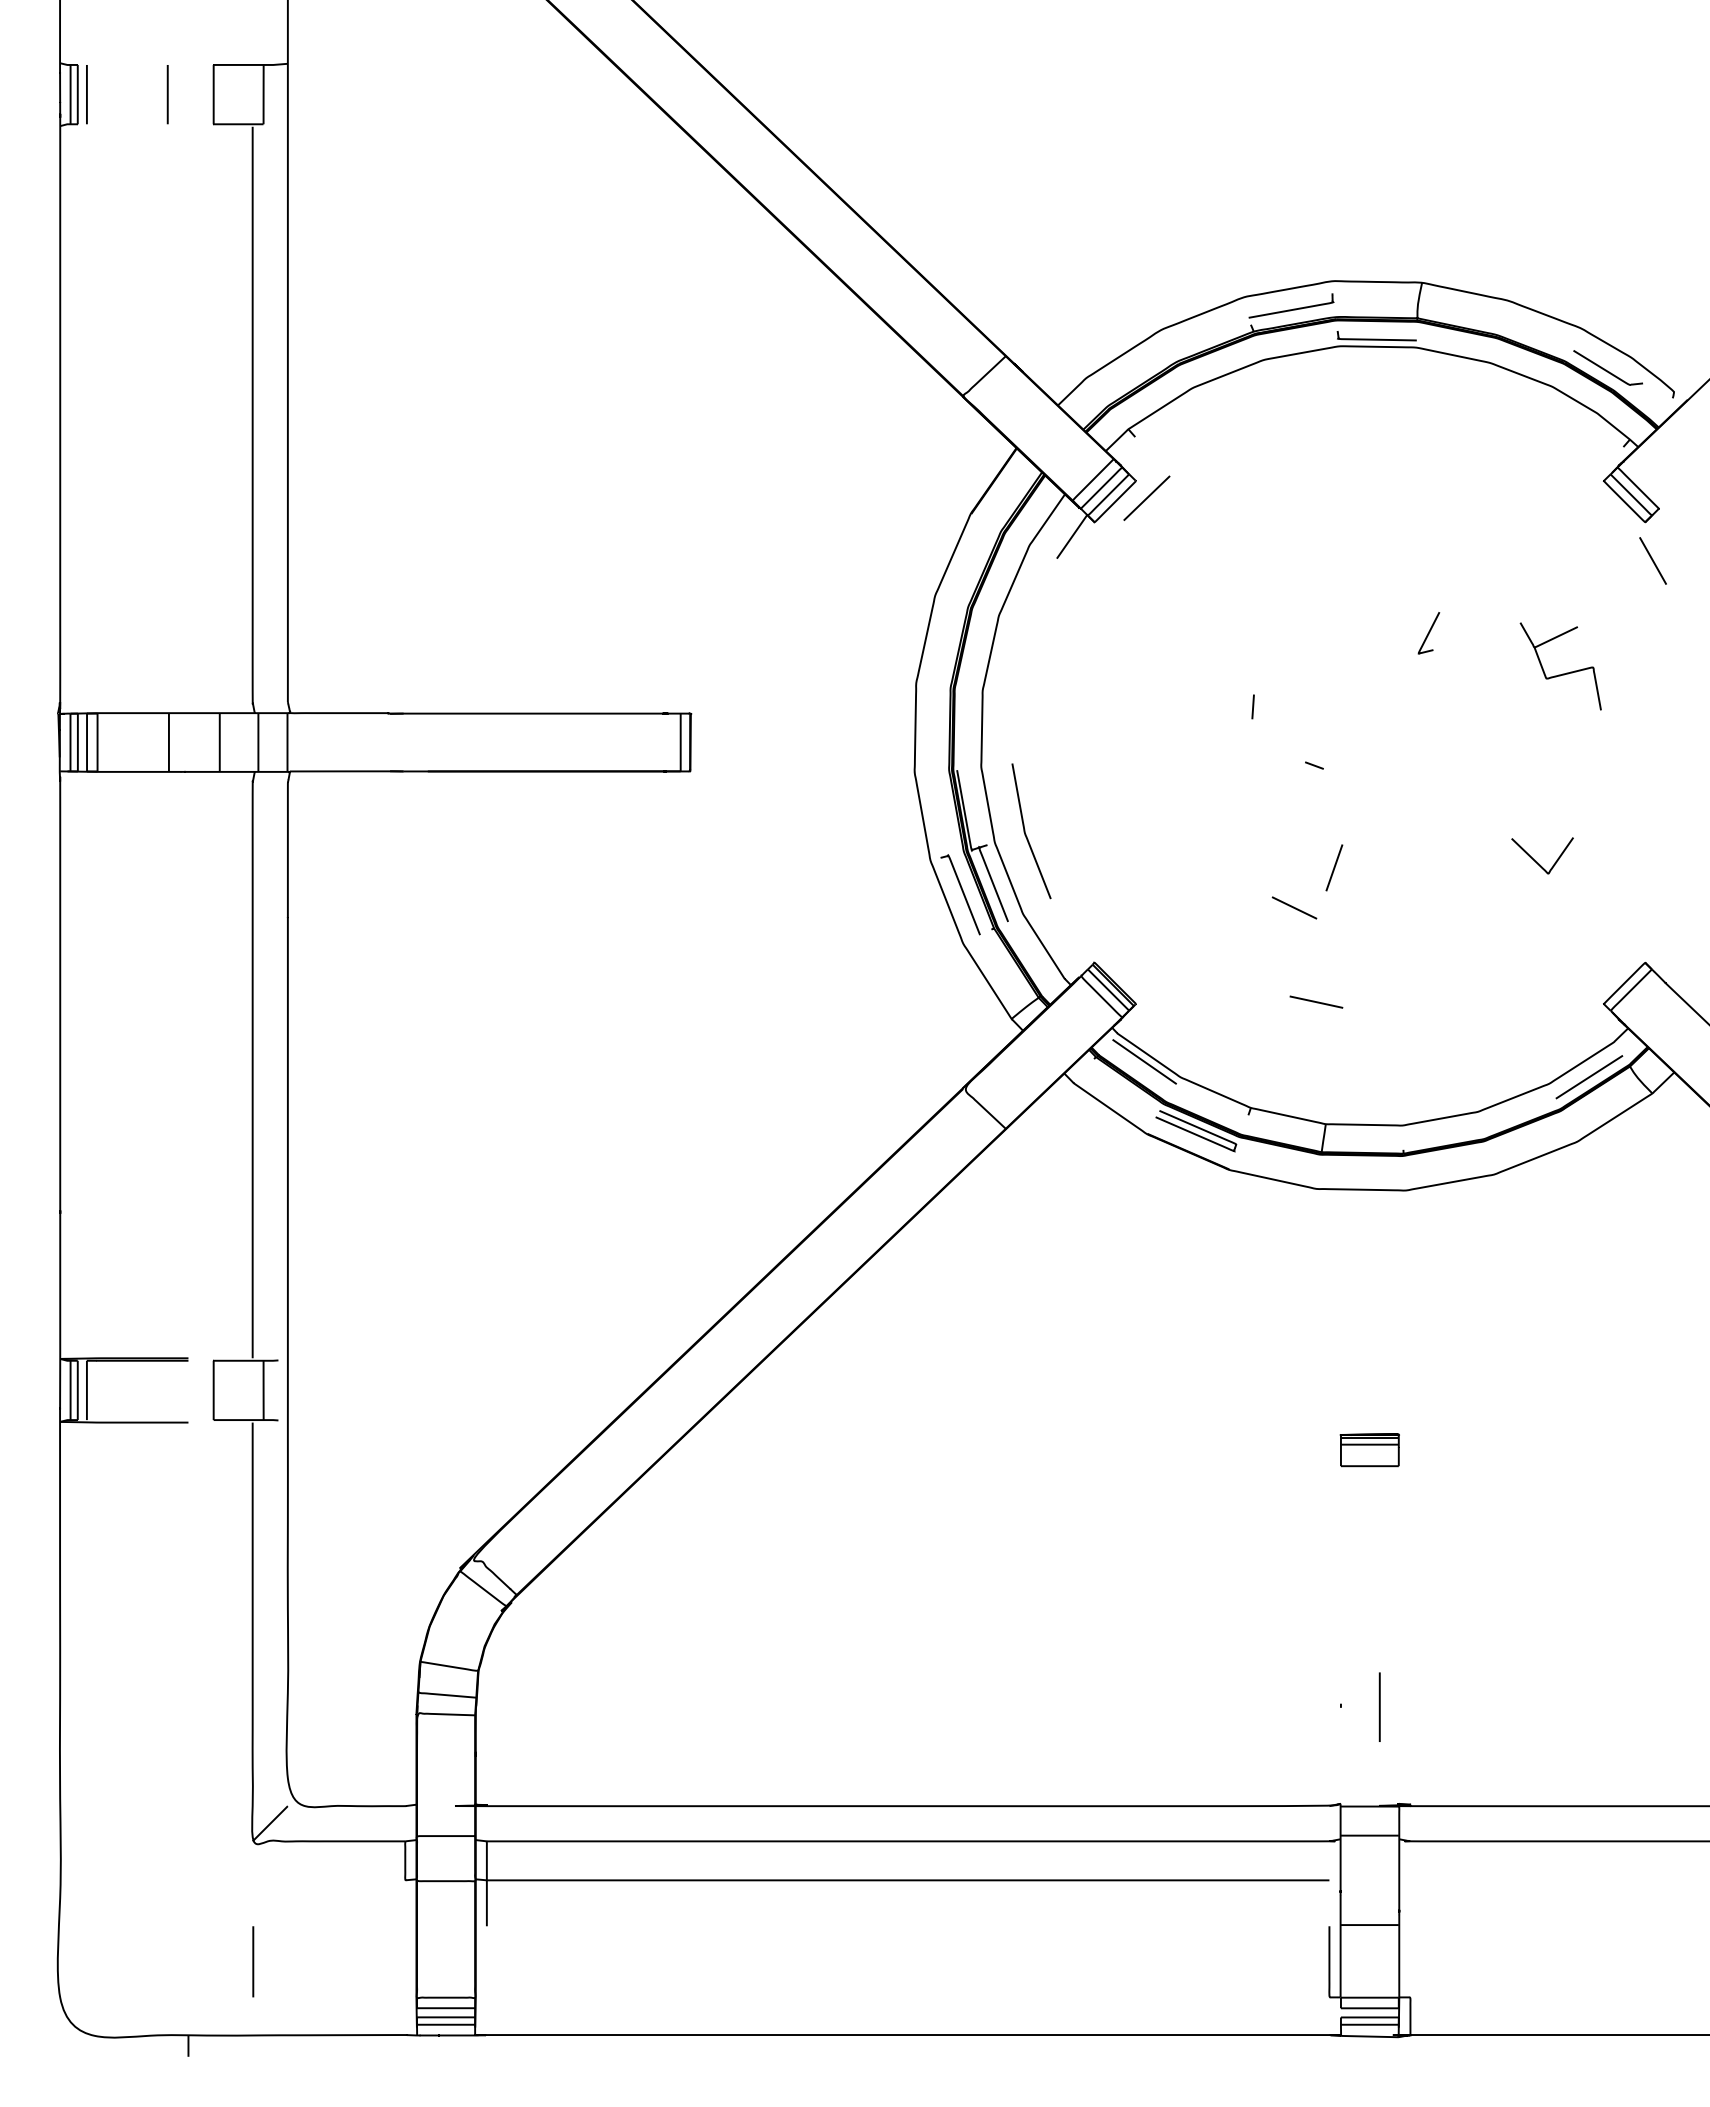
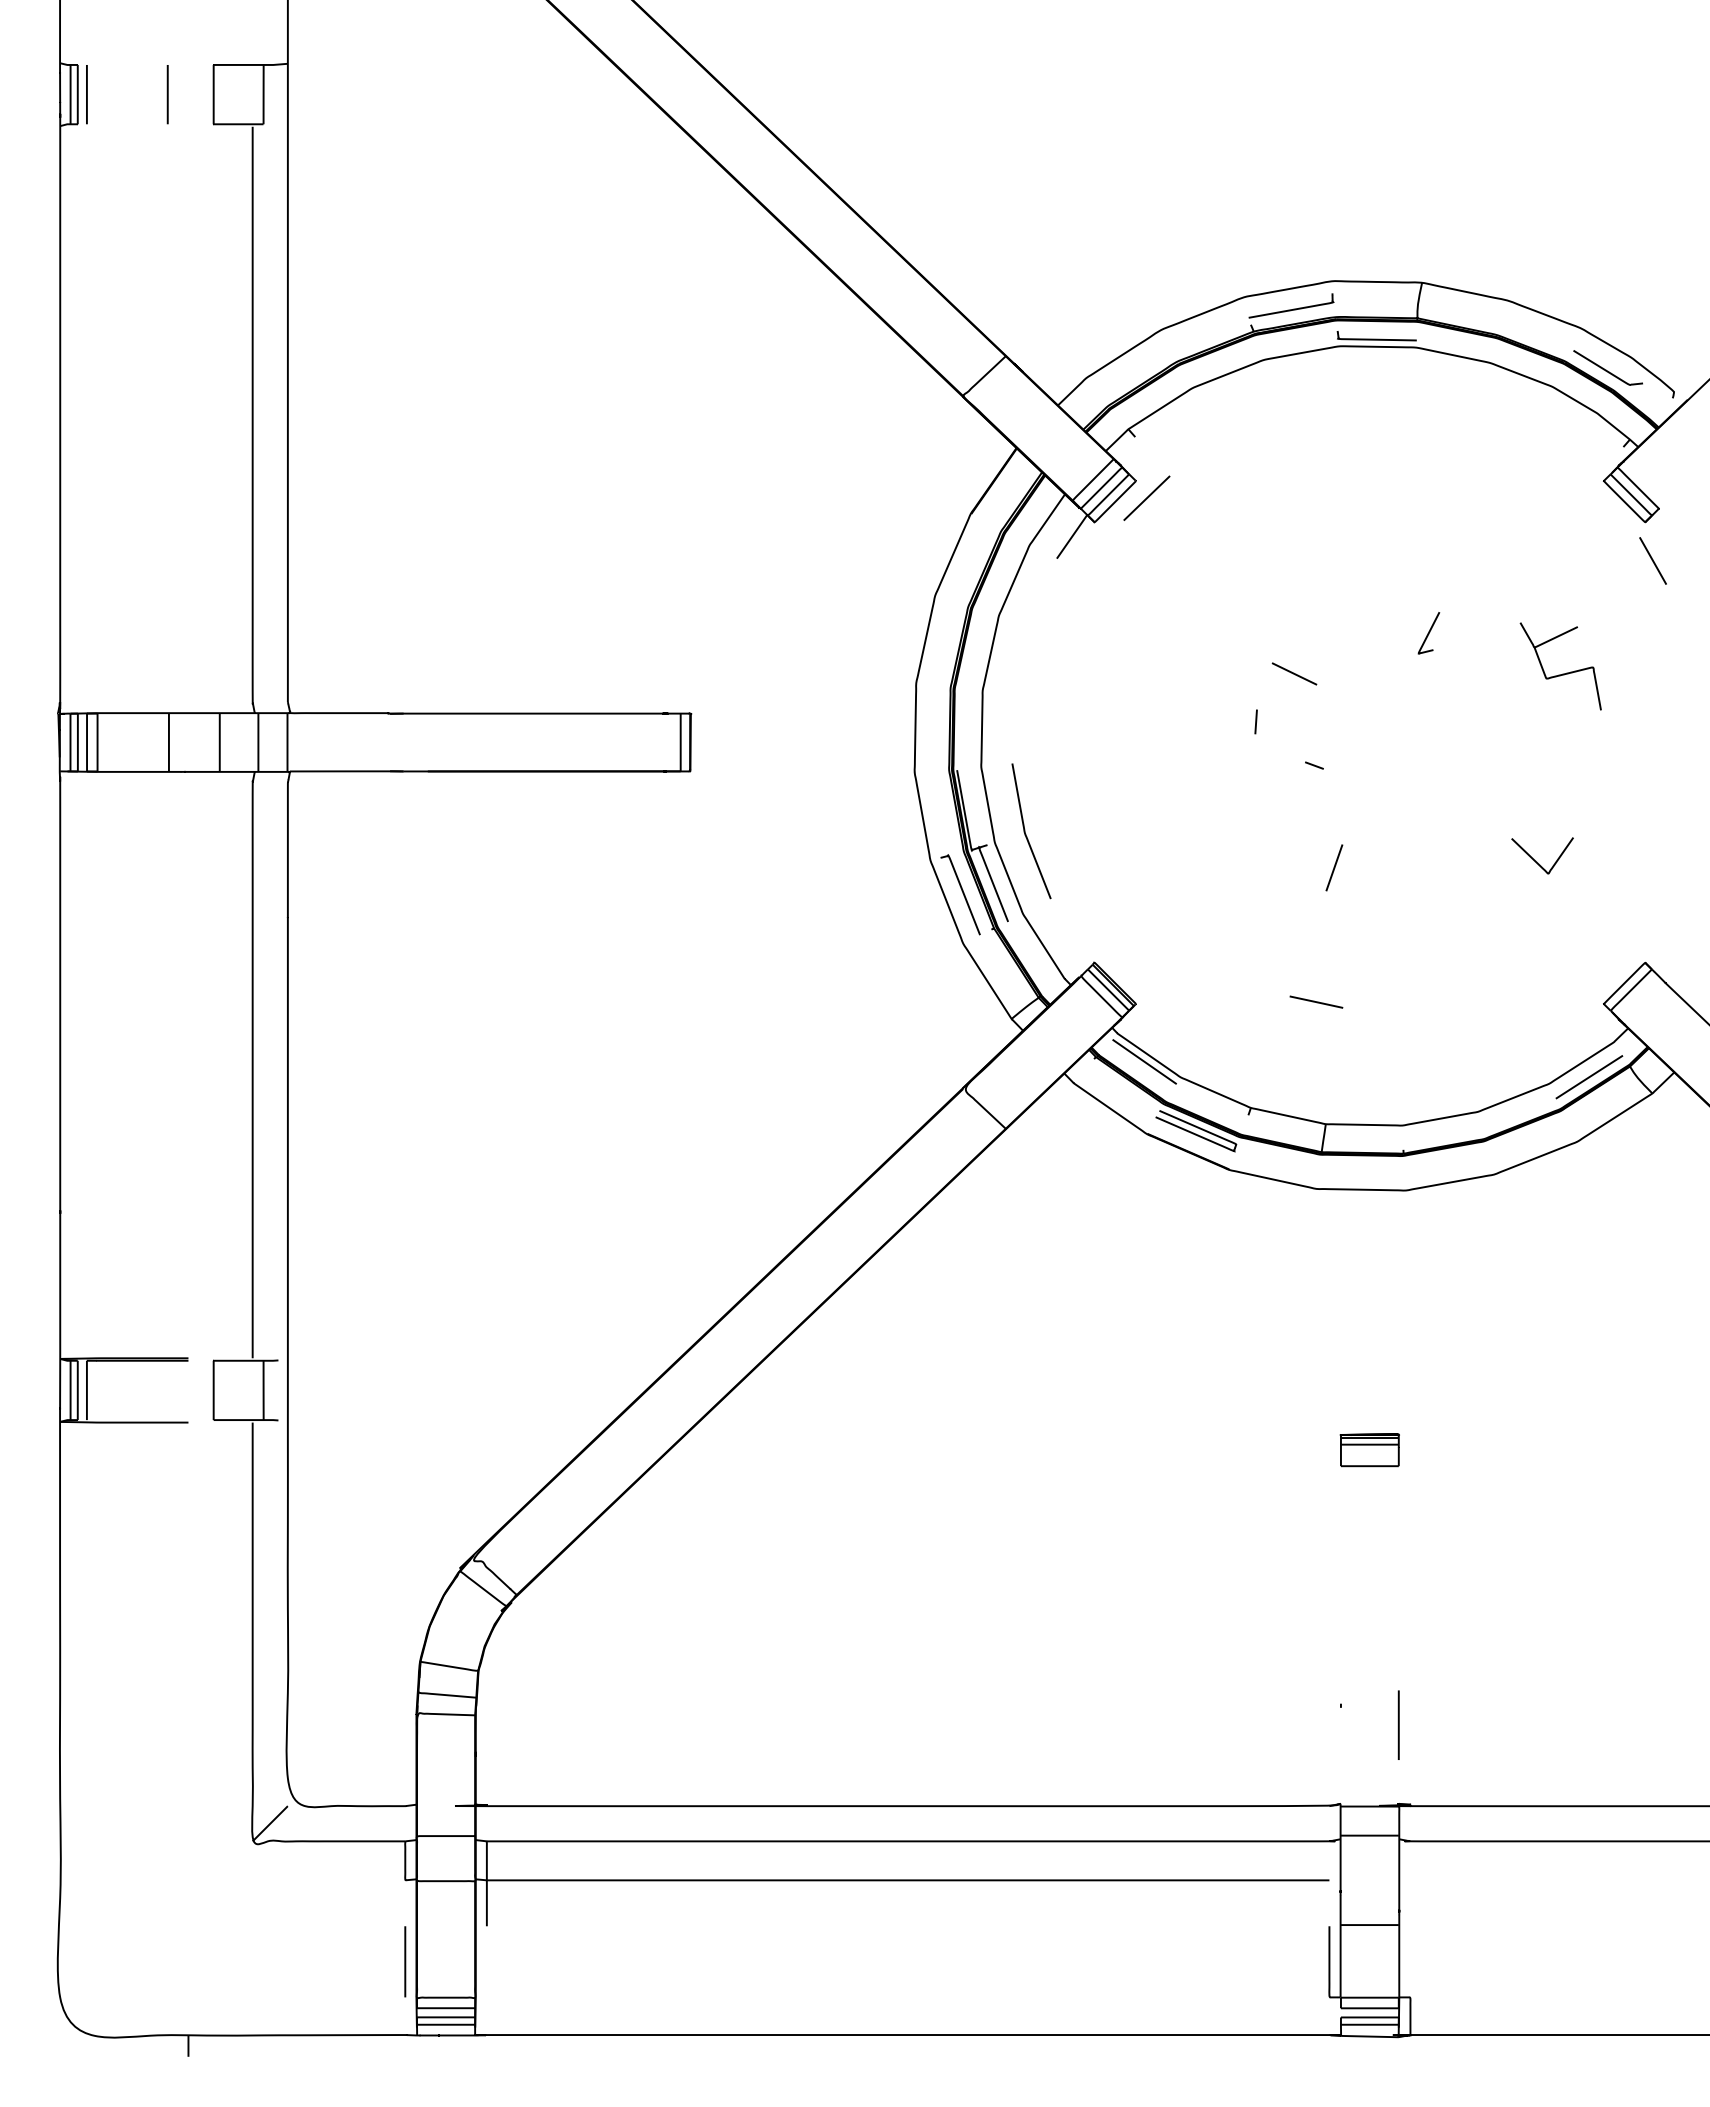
line position: (1252, 706) -> (1255, 721) (1255, 721)
line position: (1294, 907) -> (1294, 673) (1294, 673)
line position: (1379, 1706) -> (1398, 1724) (1398, 1724)
line position: (253, 1961) -> (405, 1961) (405, 1961)
